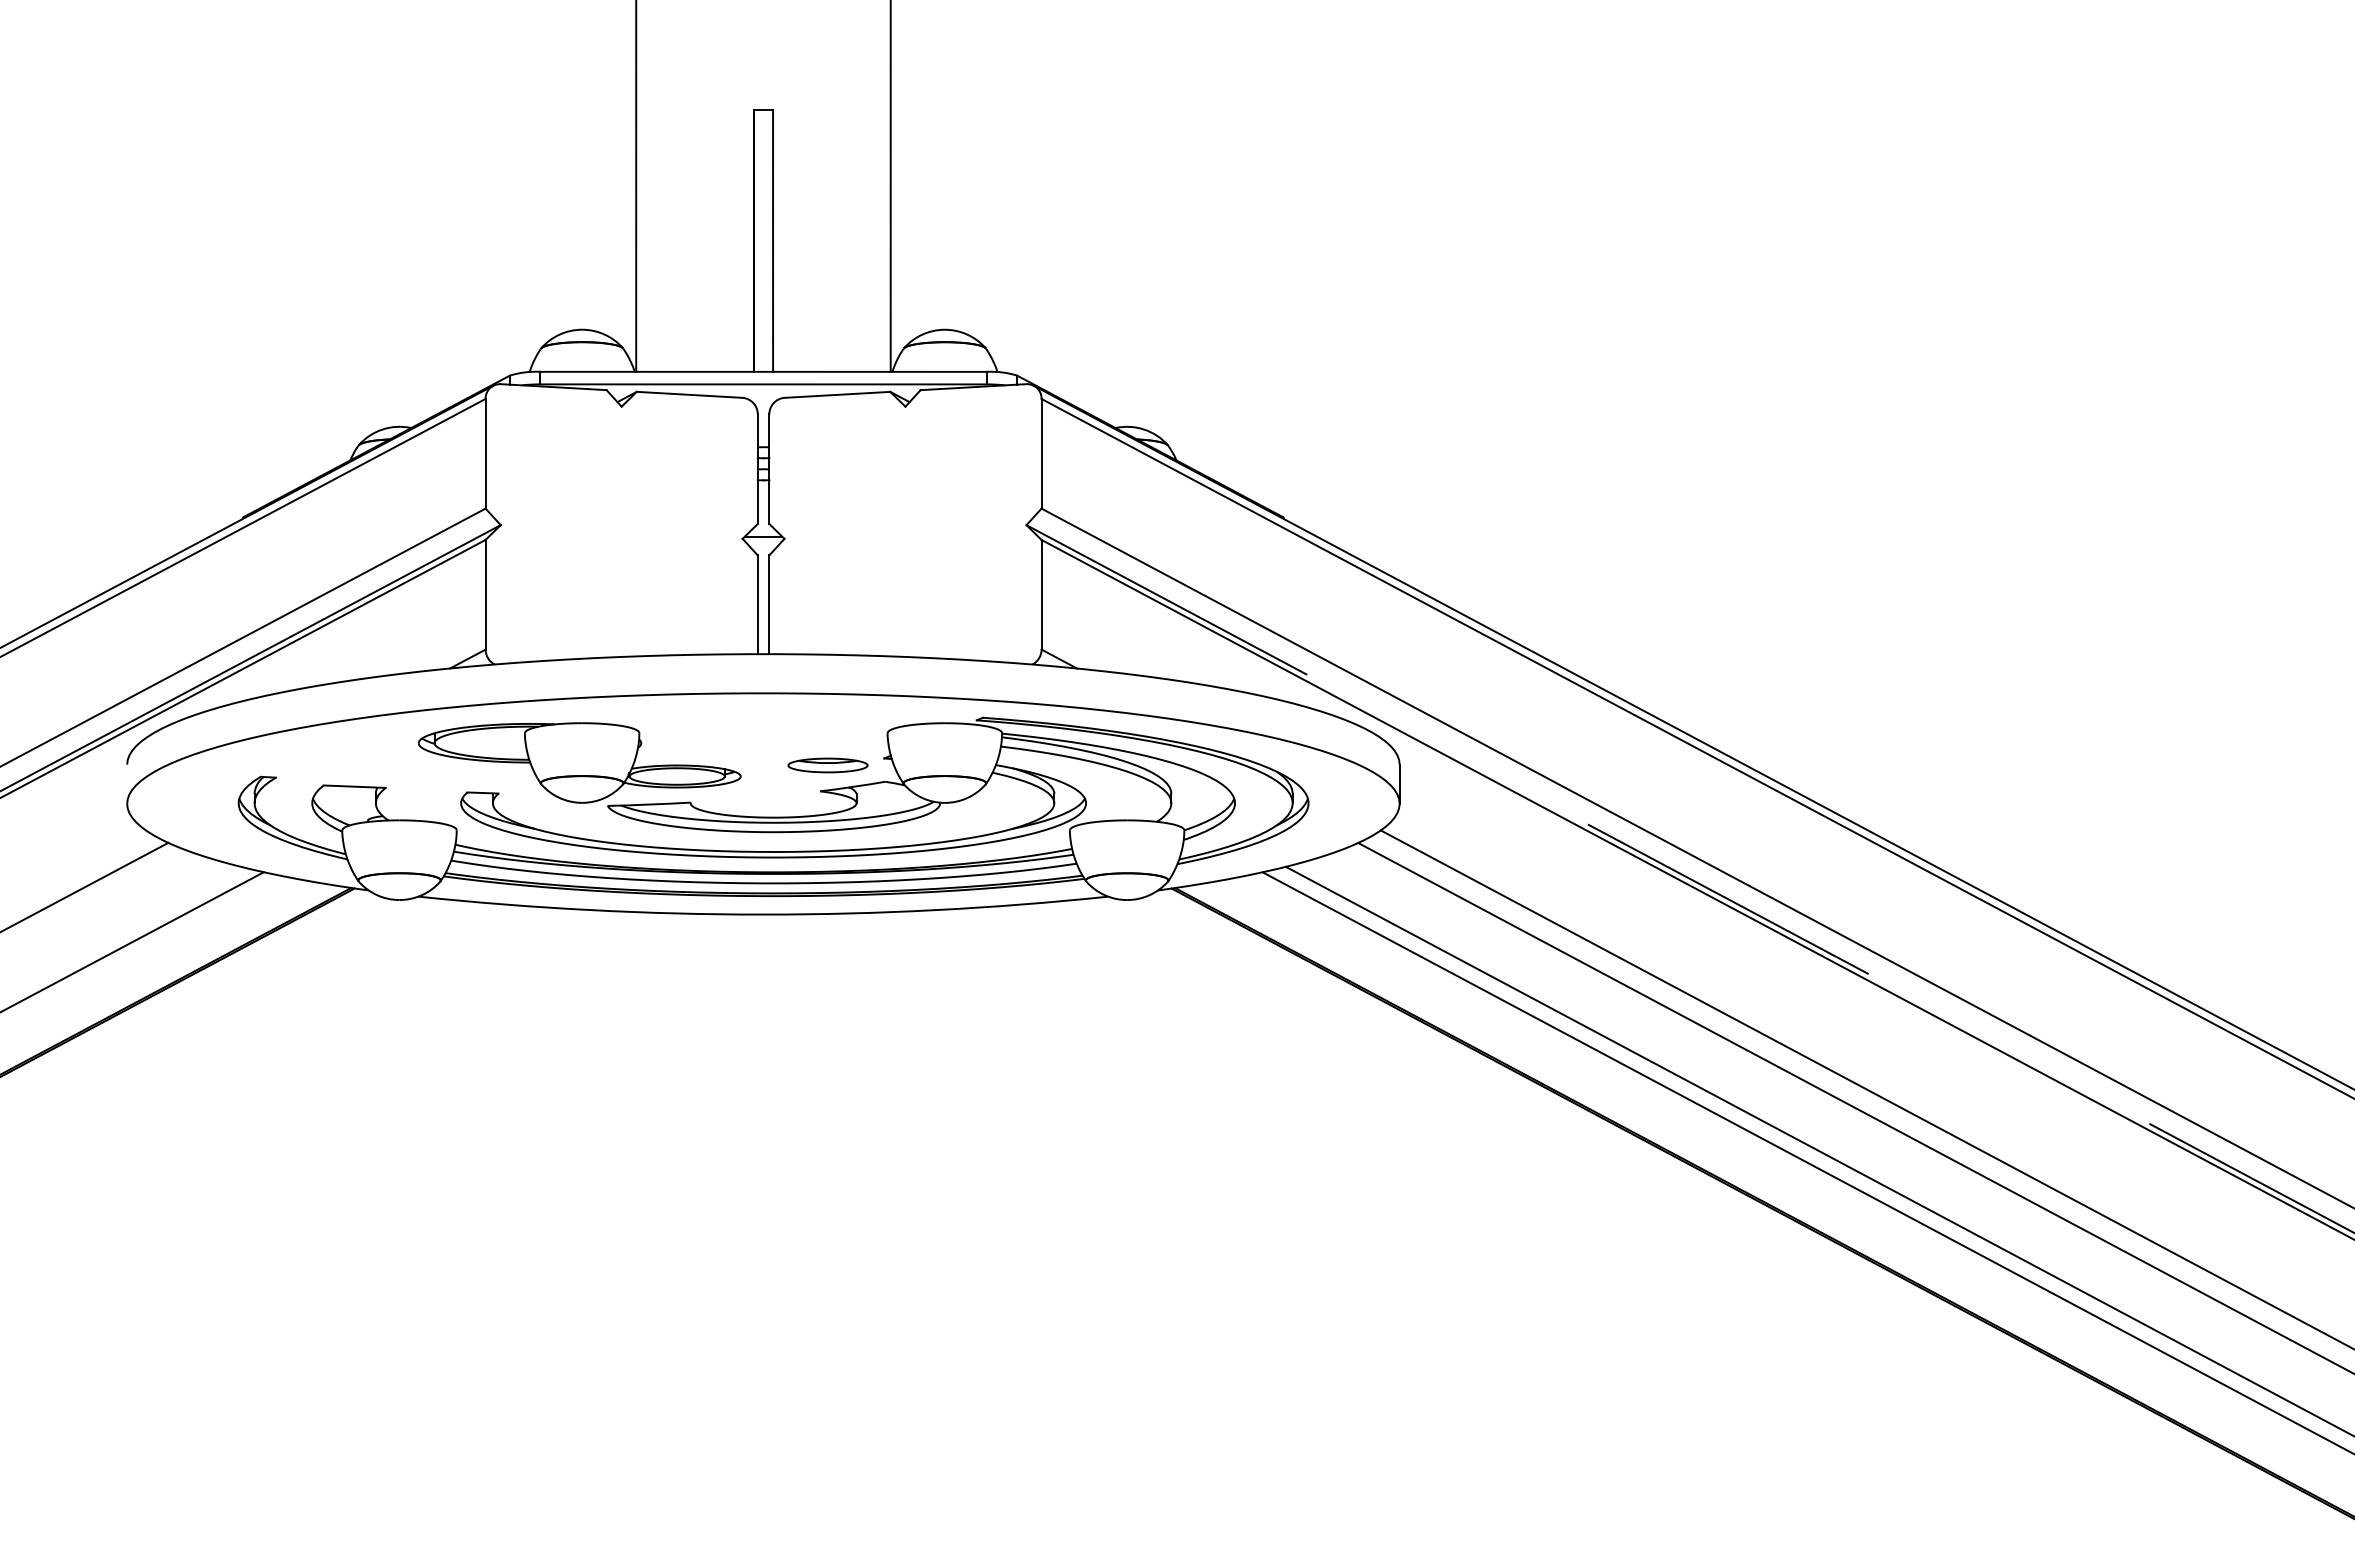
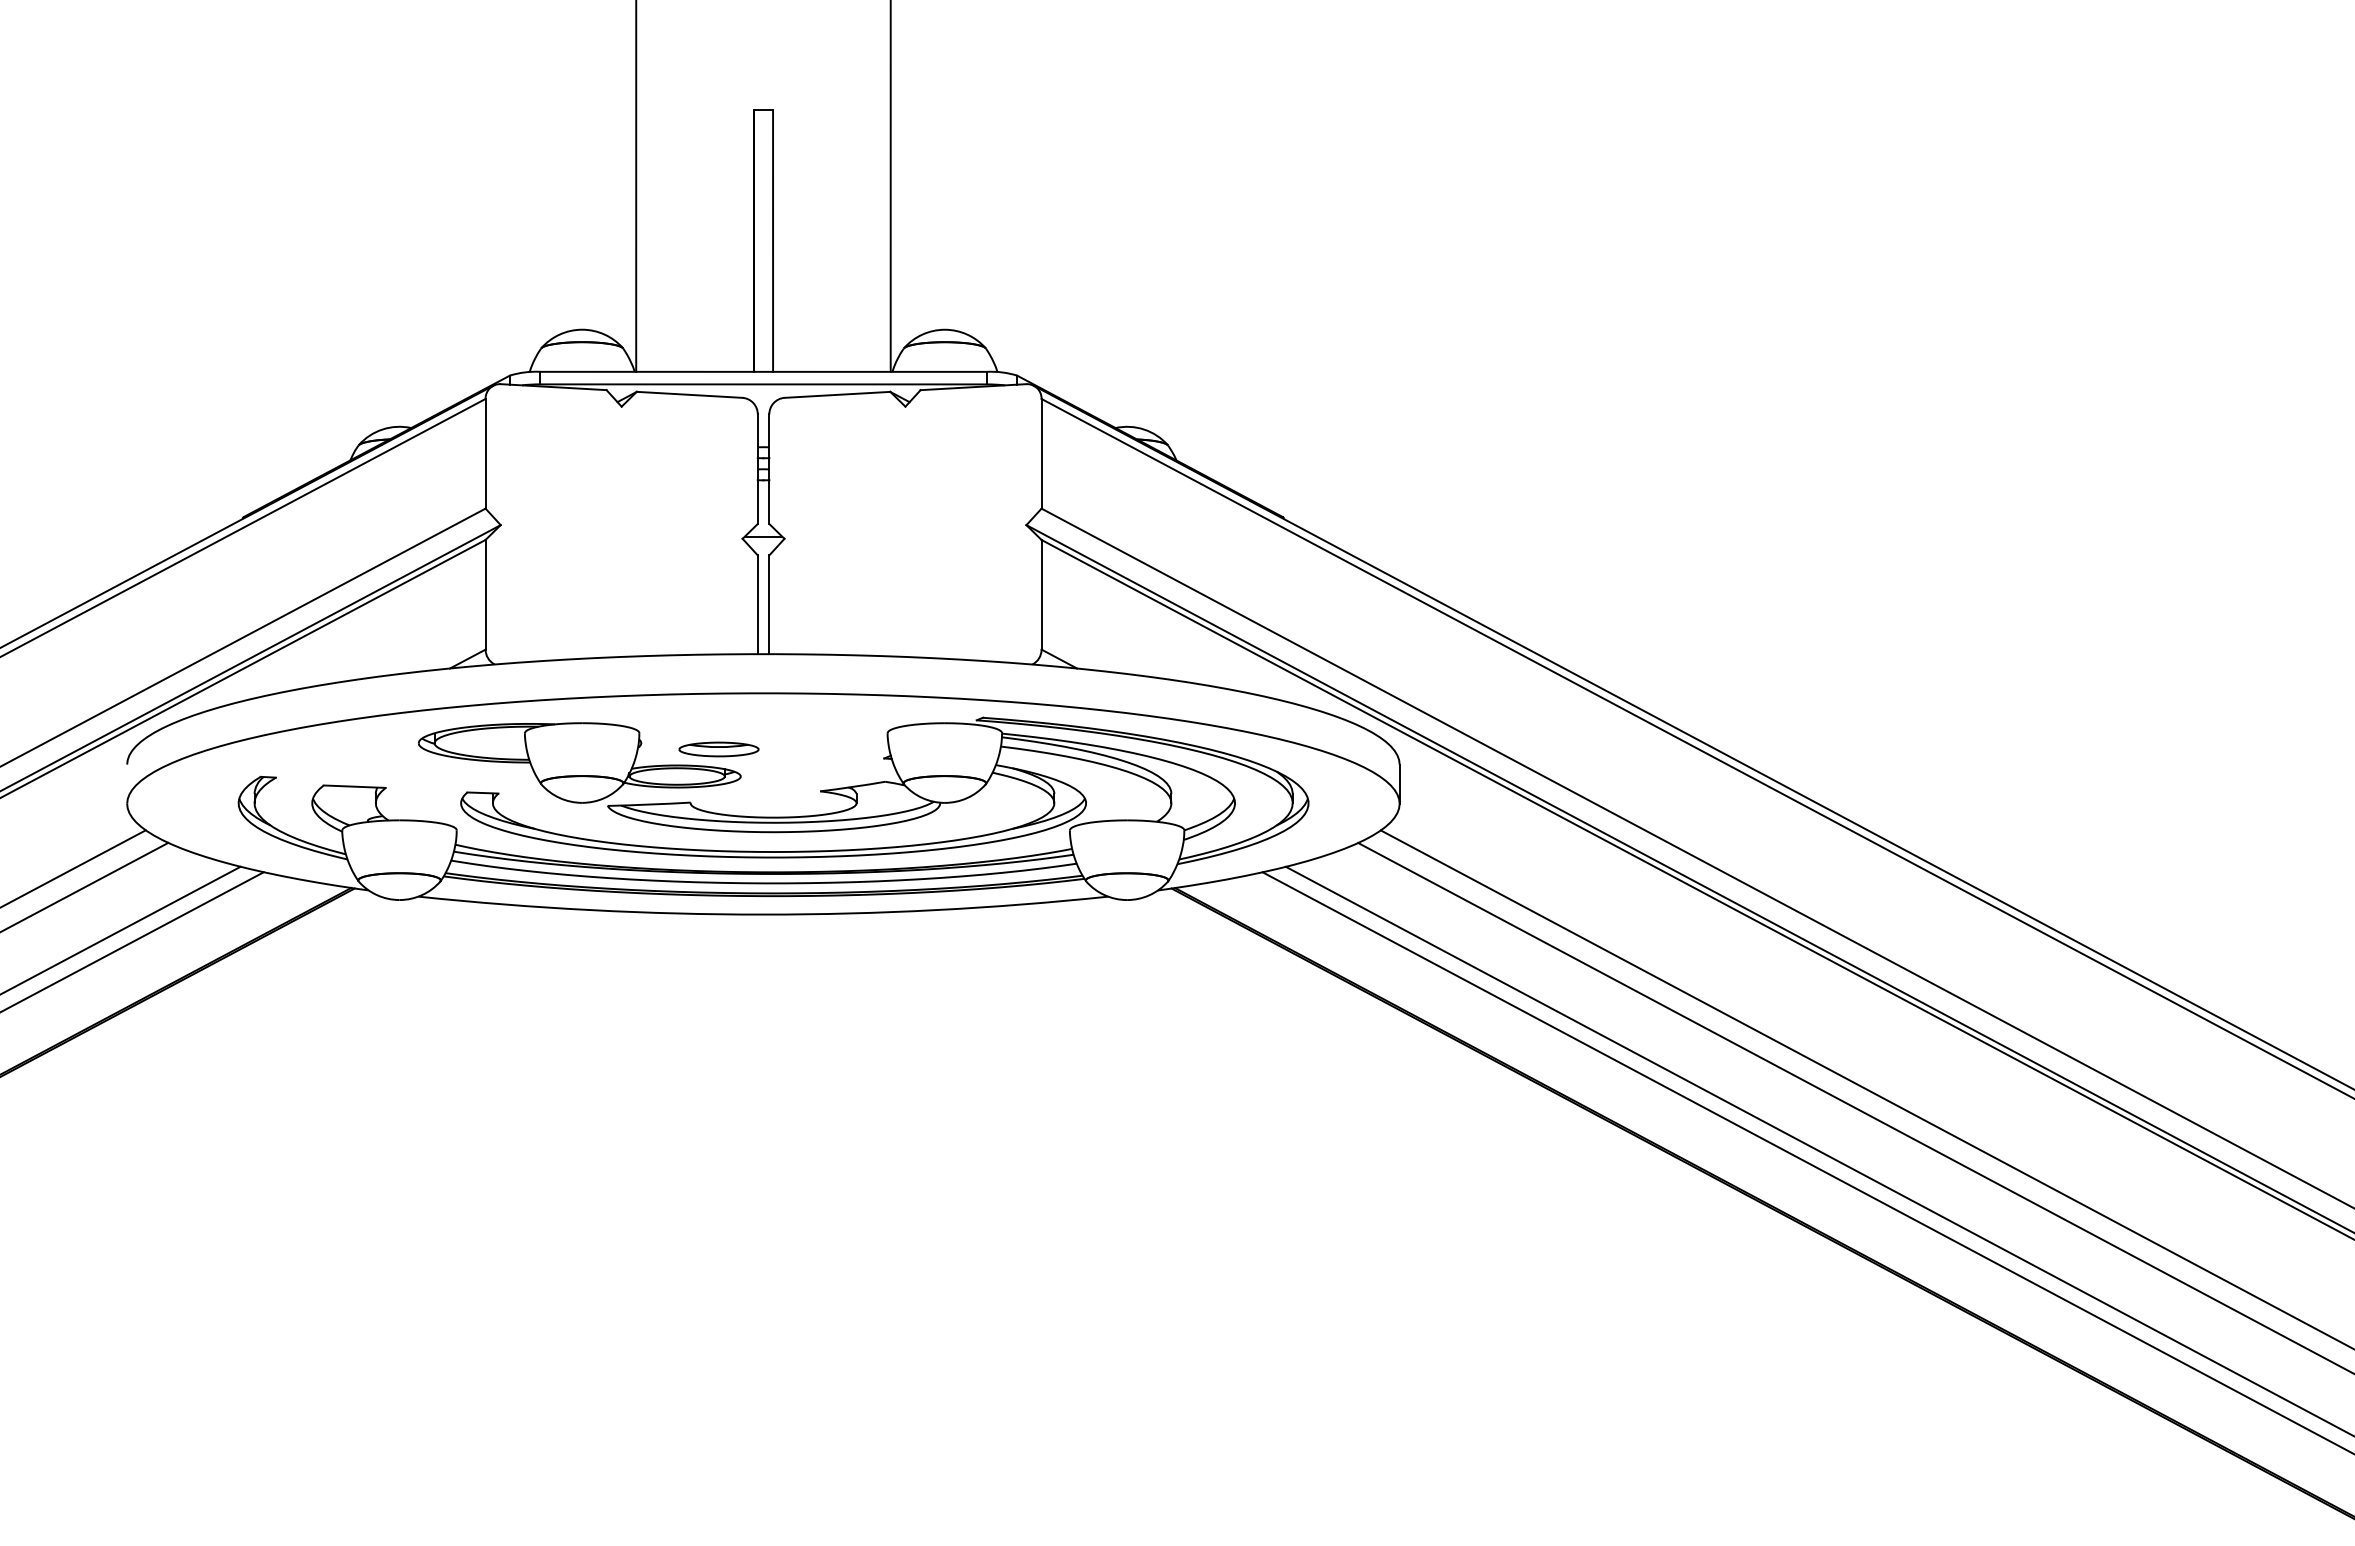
part position: (827, 765) -> (718, 749) (718, 749)
line: none -> present (73, 868)
line: dashed -> solid (1690, 879)
line: none -> present (121, 929)
